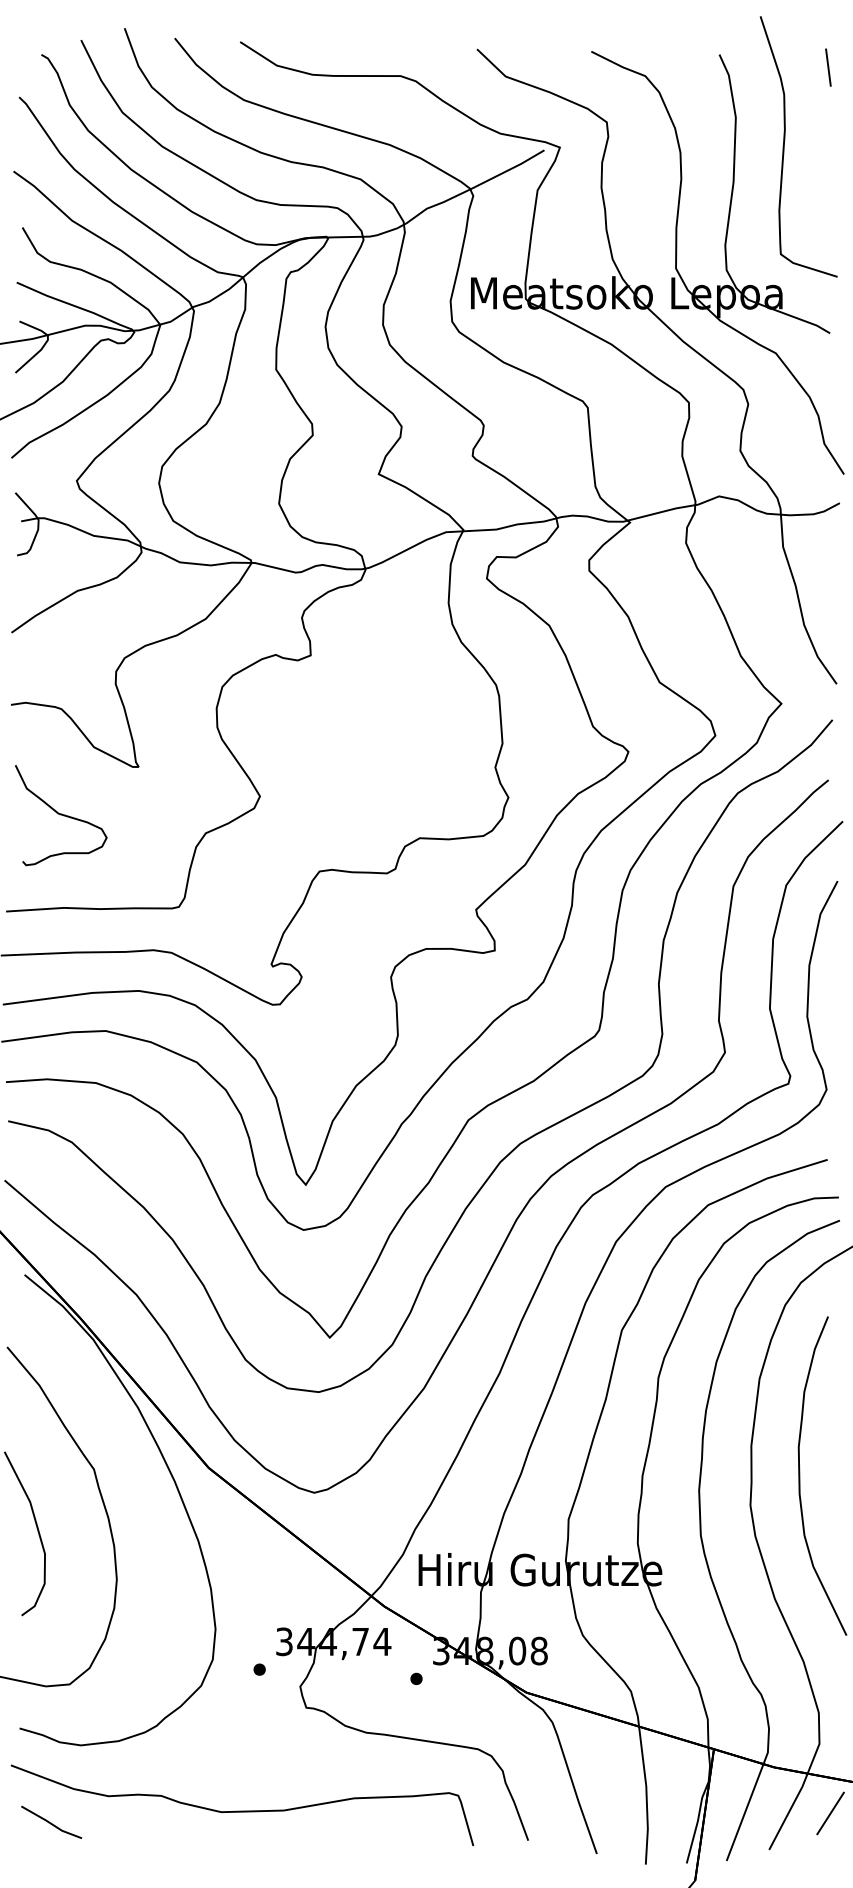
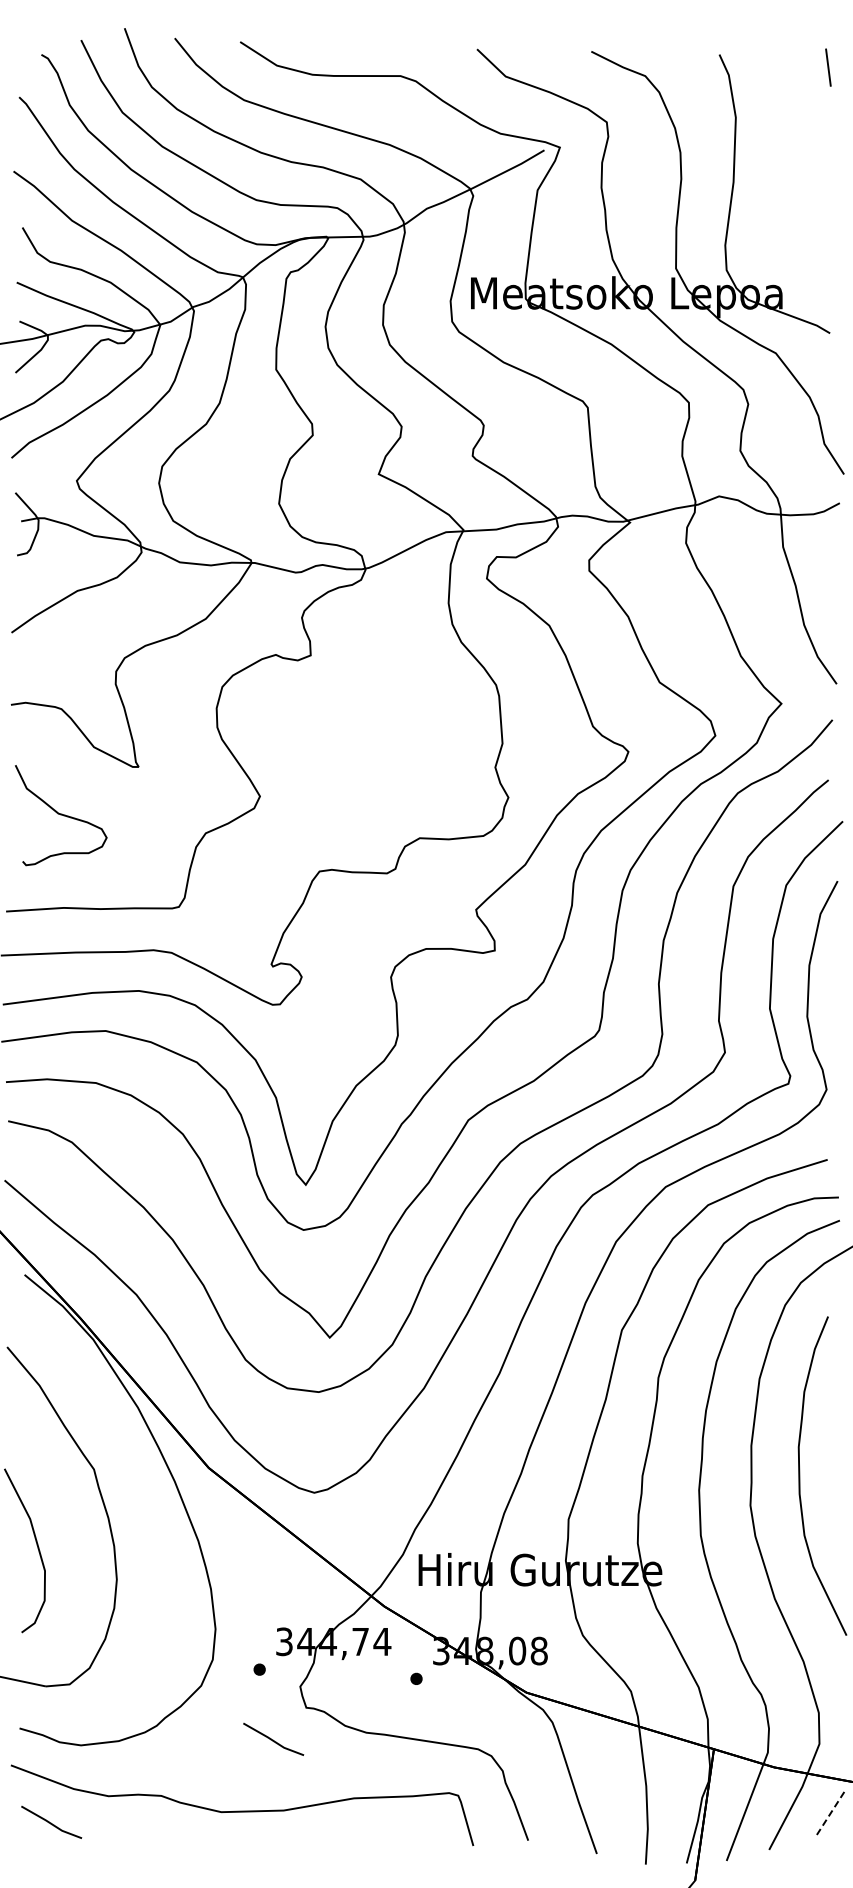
curve: present -> none (784, 146)
curve position: (36, 1528) -> (36, 1545) (36, 1545)
line: none -> present (273, 1739)
line: solid -> dashed (830, 1813)
